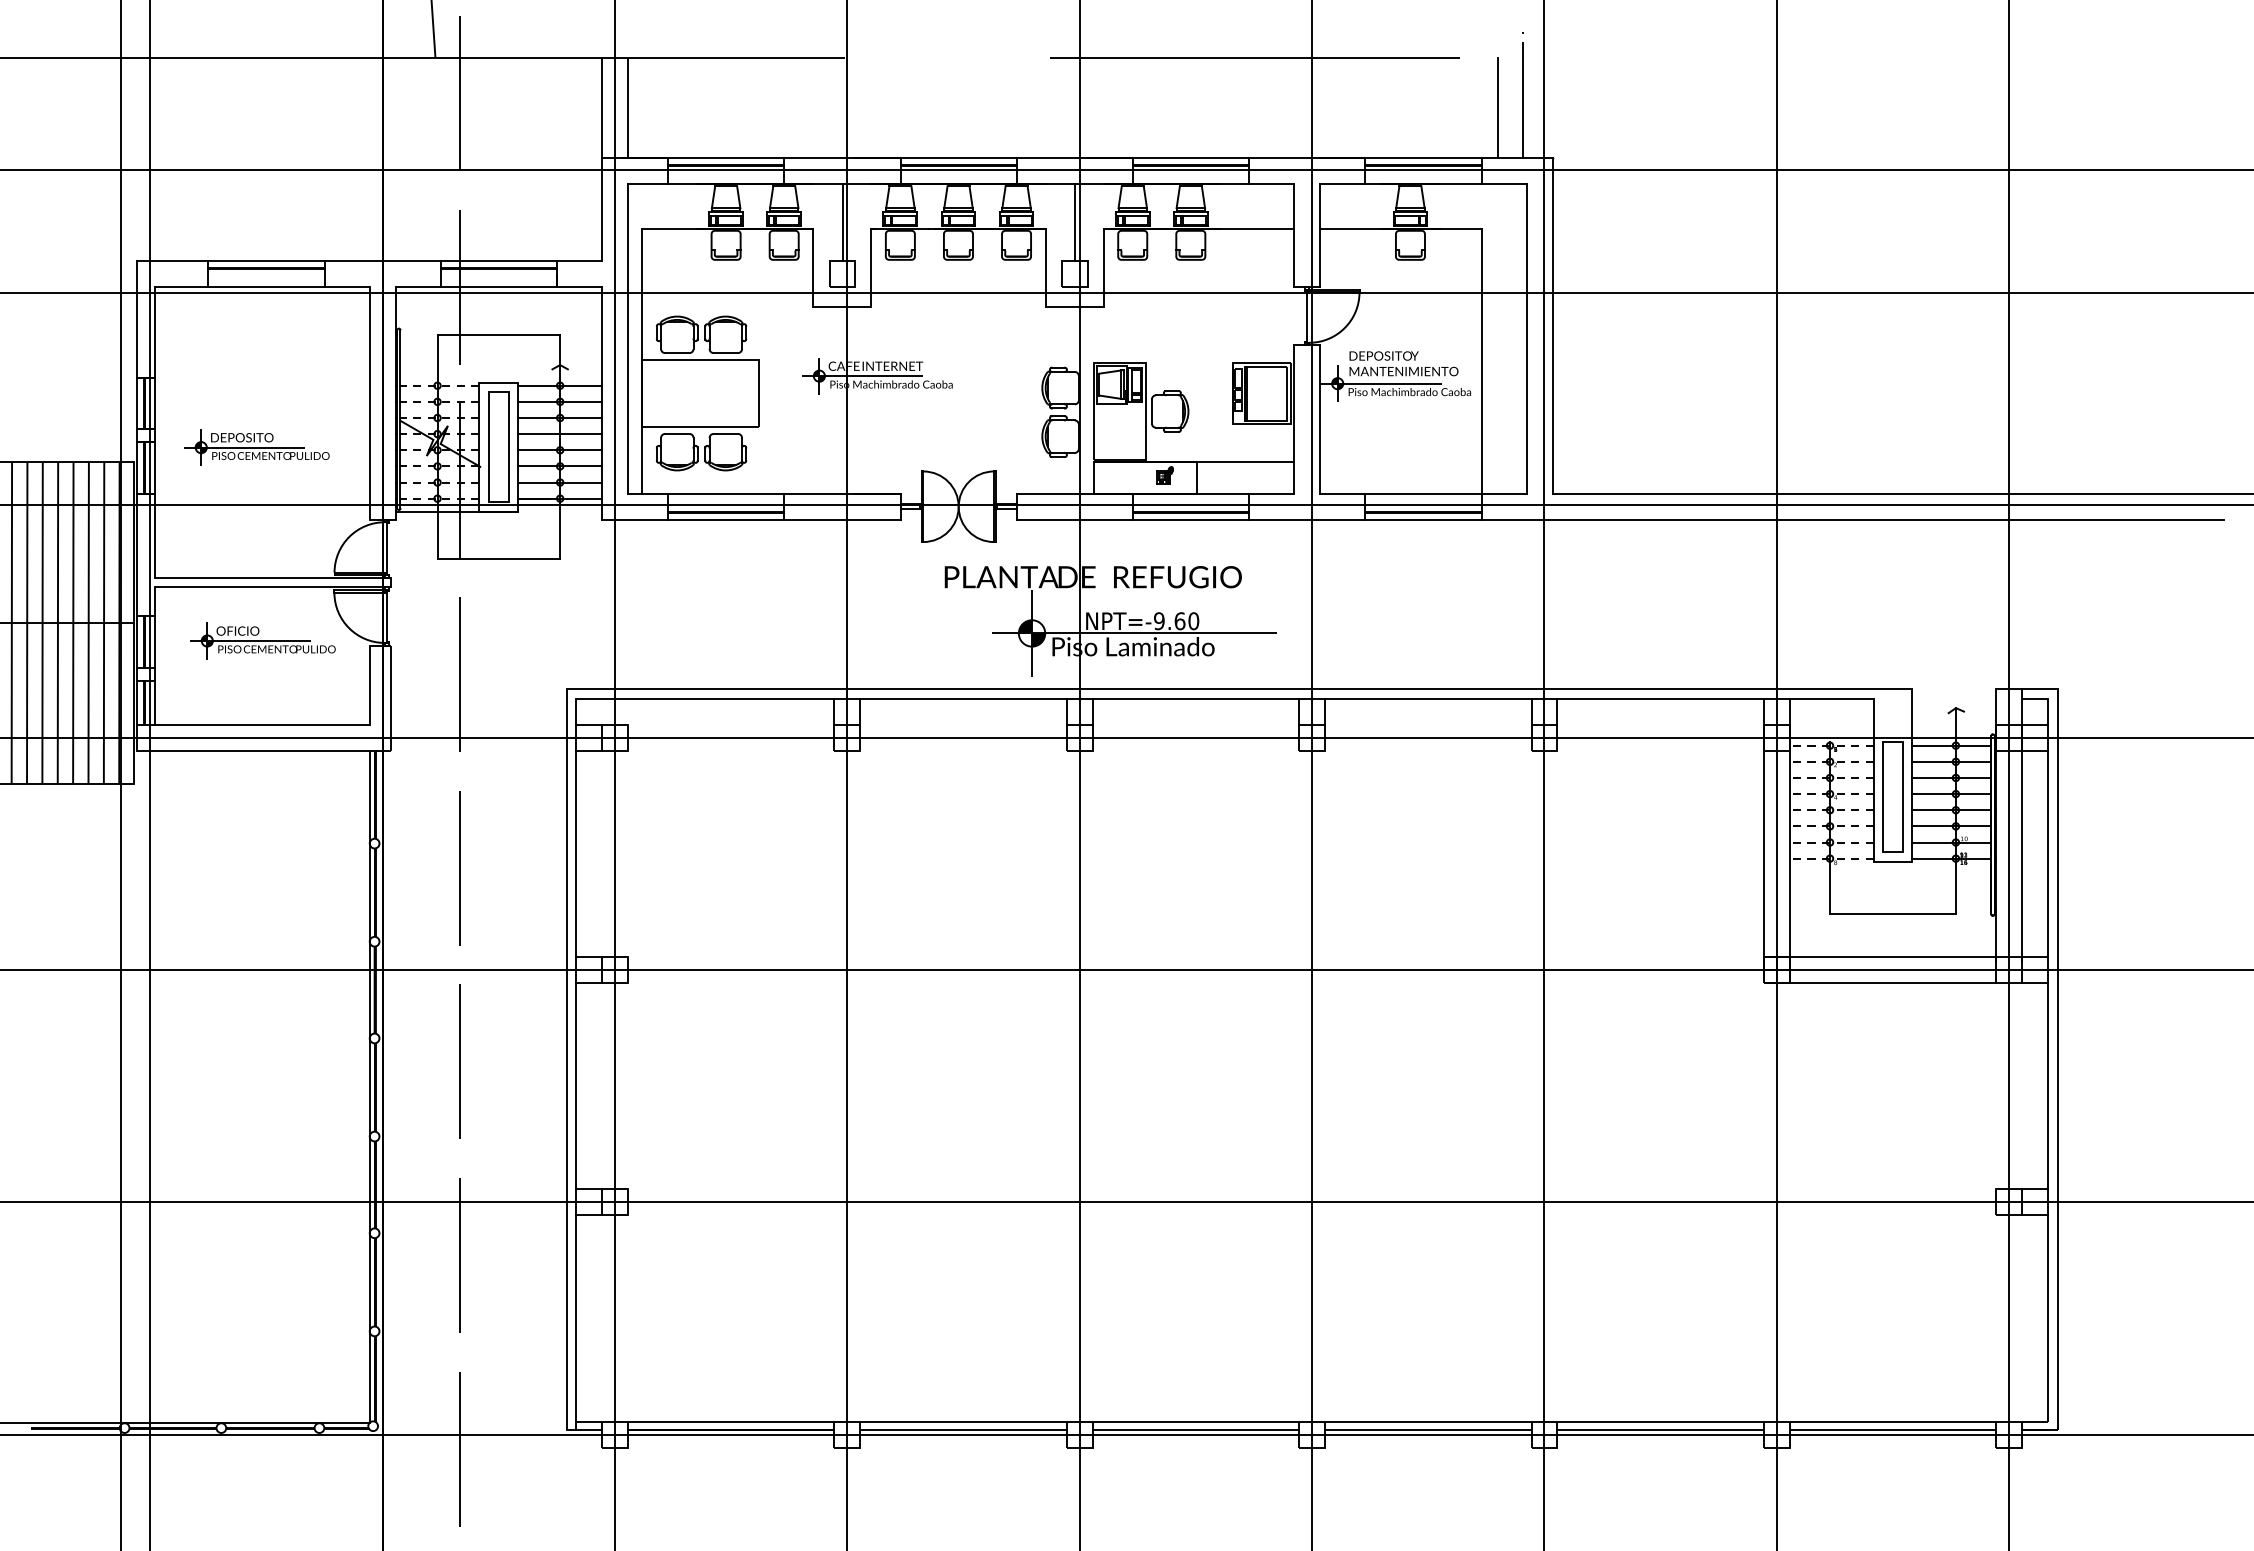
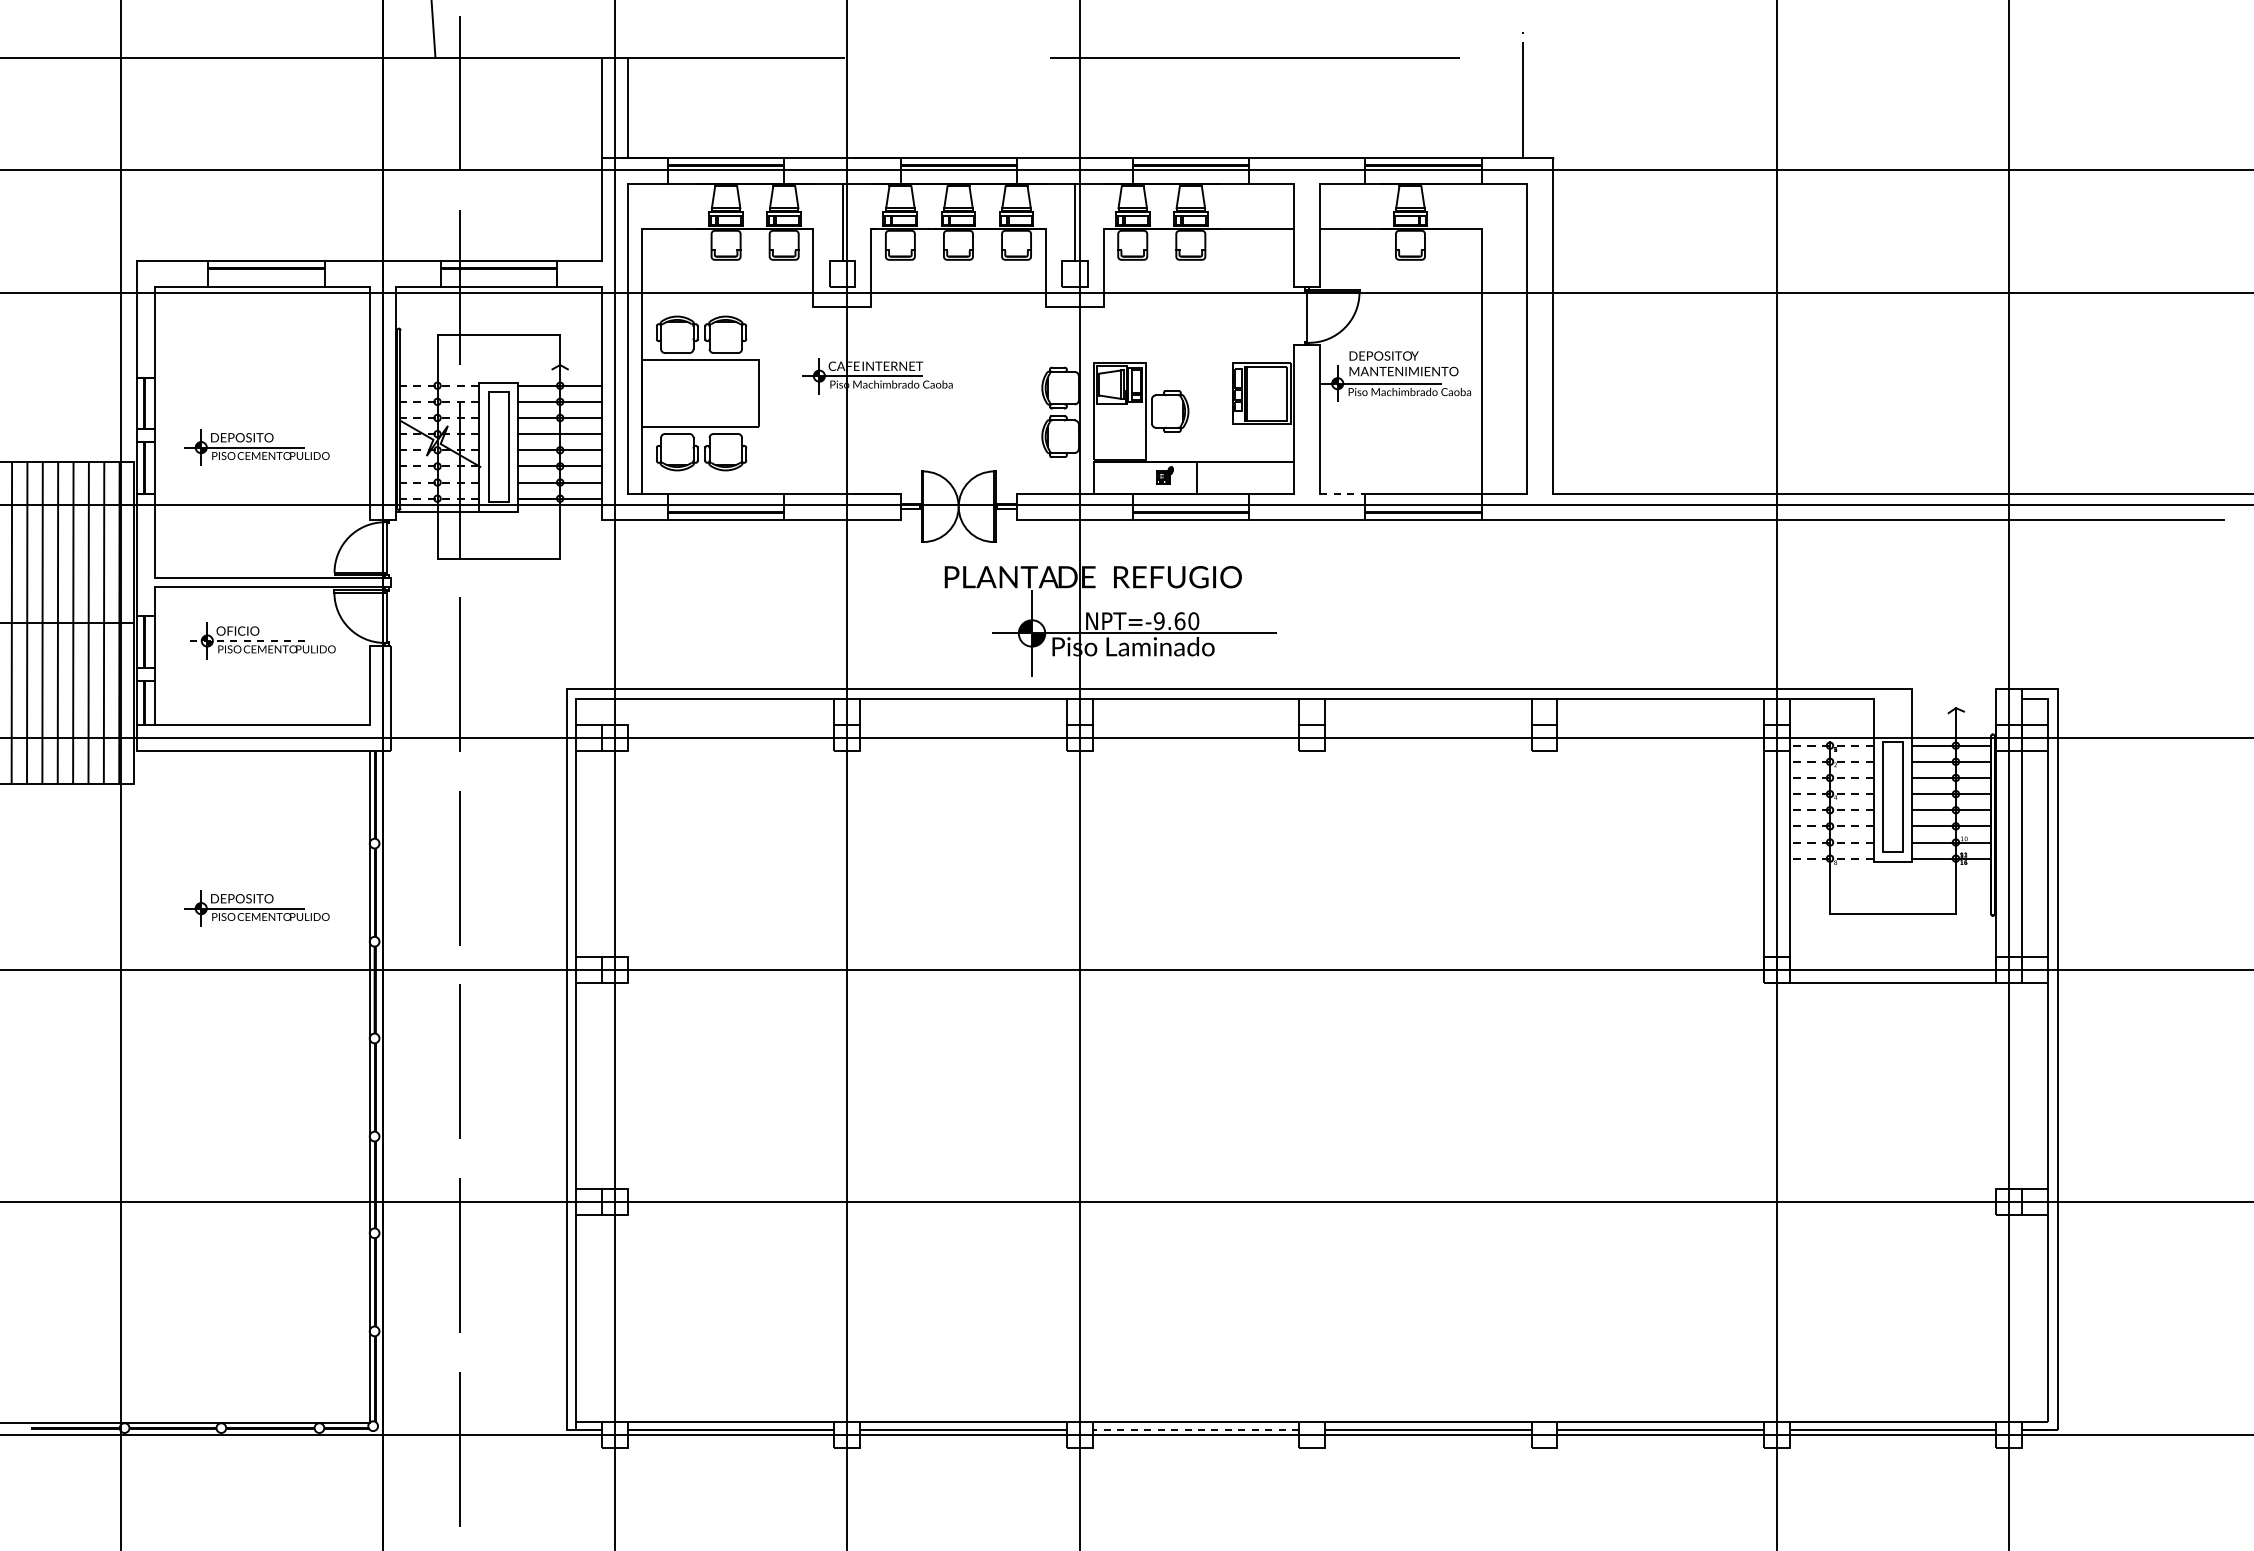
line: present -> none (1497, 108)
line: solid -> dashed (1342, 493)
line: solid -> dashed (250, 641)
line: present -> none (150, 774)
line: present -> none (1312, 774)
line: present -> none (1544, 774)
part: none -> present (256, 908)
line: present -> none (1892, 956)
line: solid -> dashed (1195, 1429)
